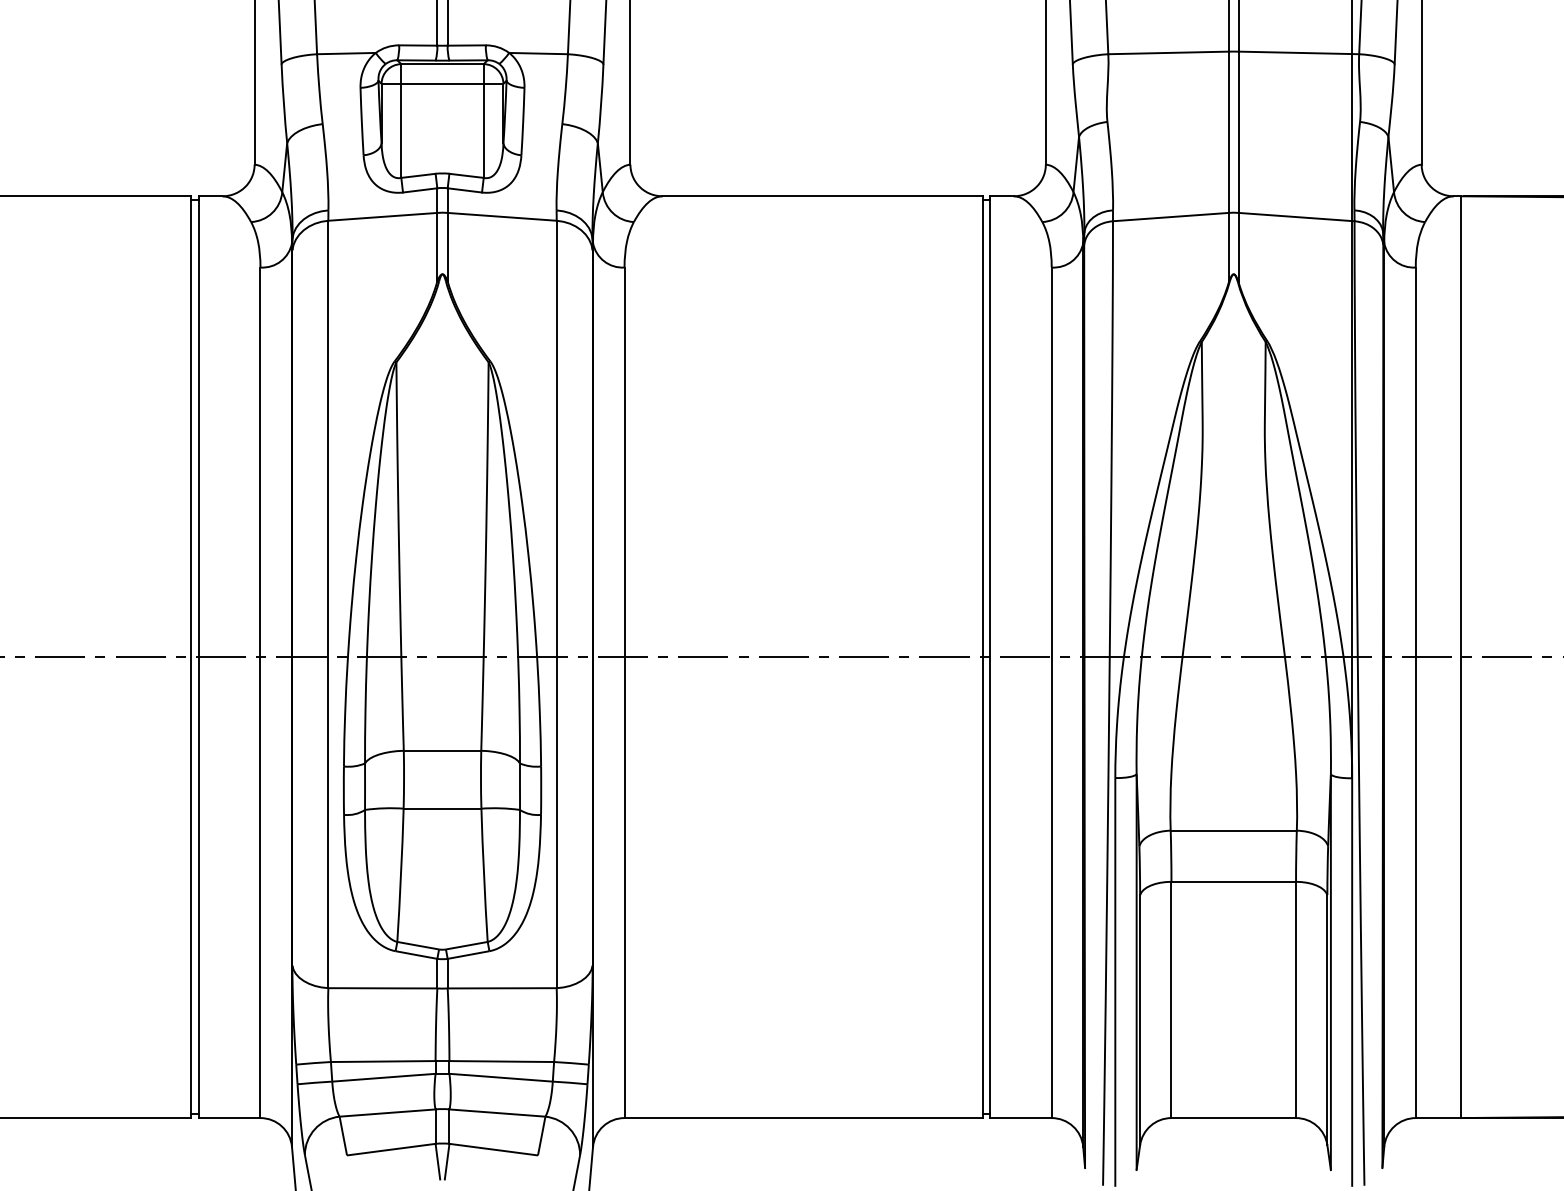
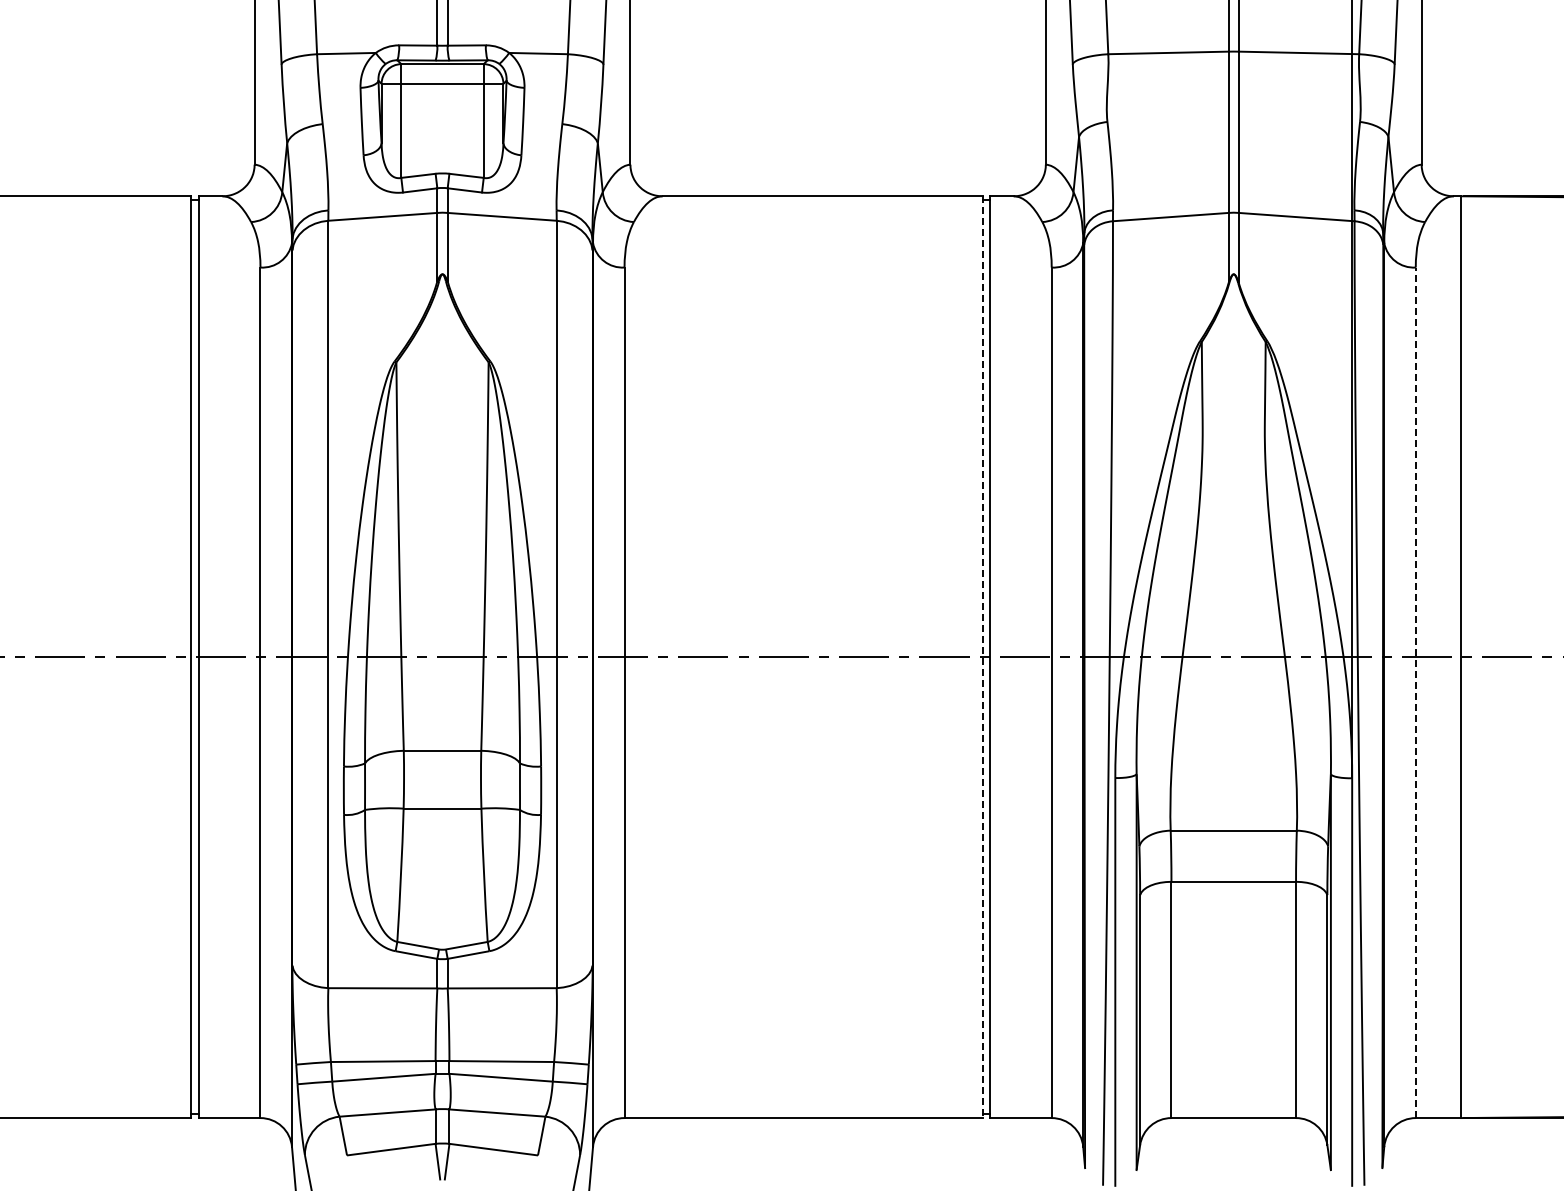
line: solid -> dashed (982, 657)
line: solid -> dashed (1415, 692)
